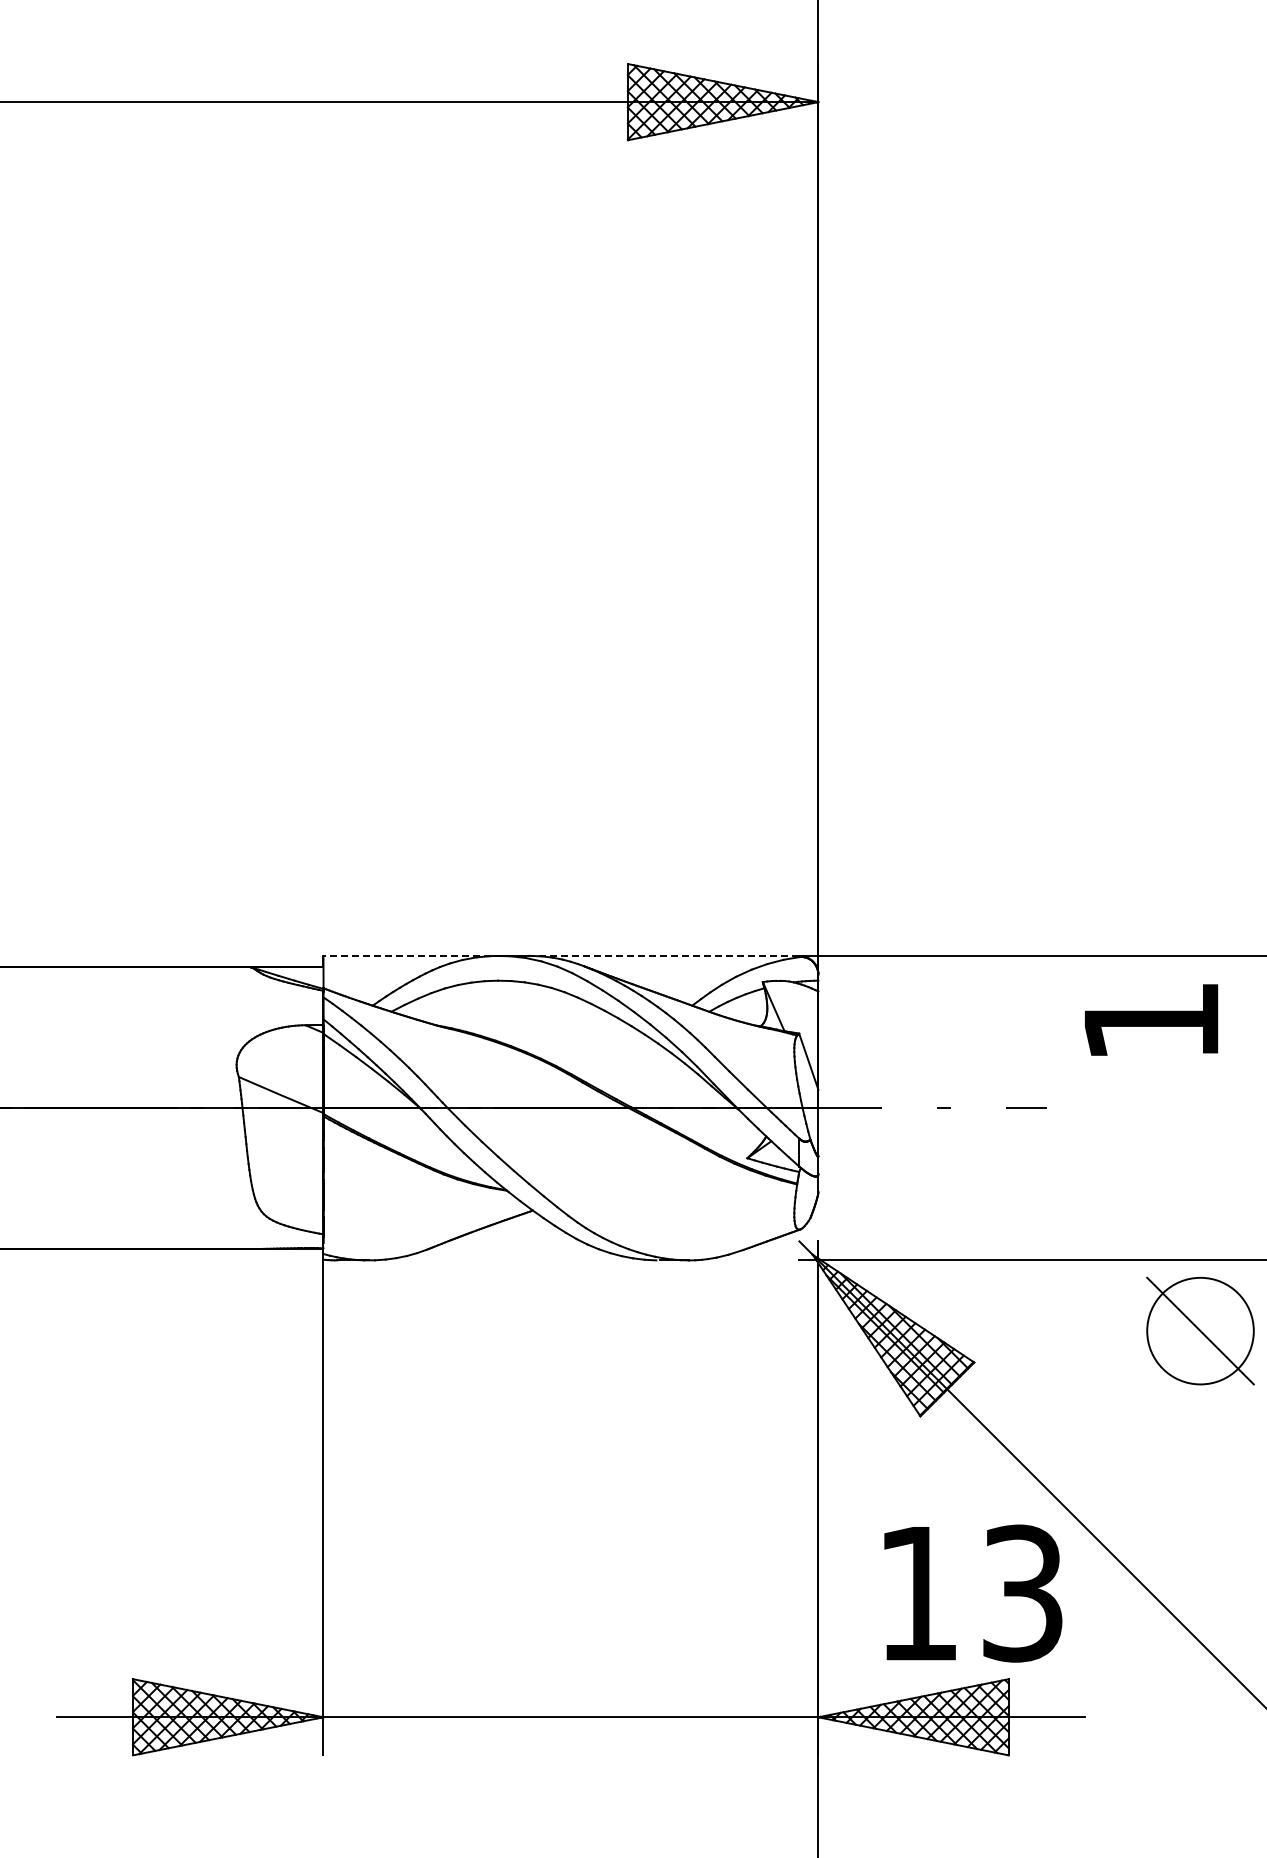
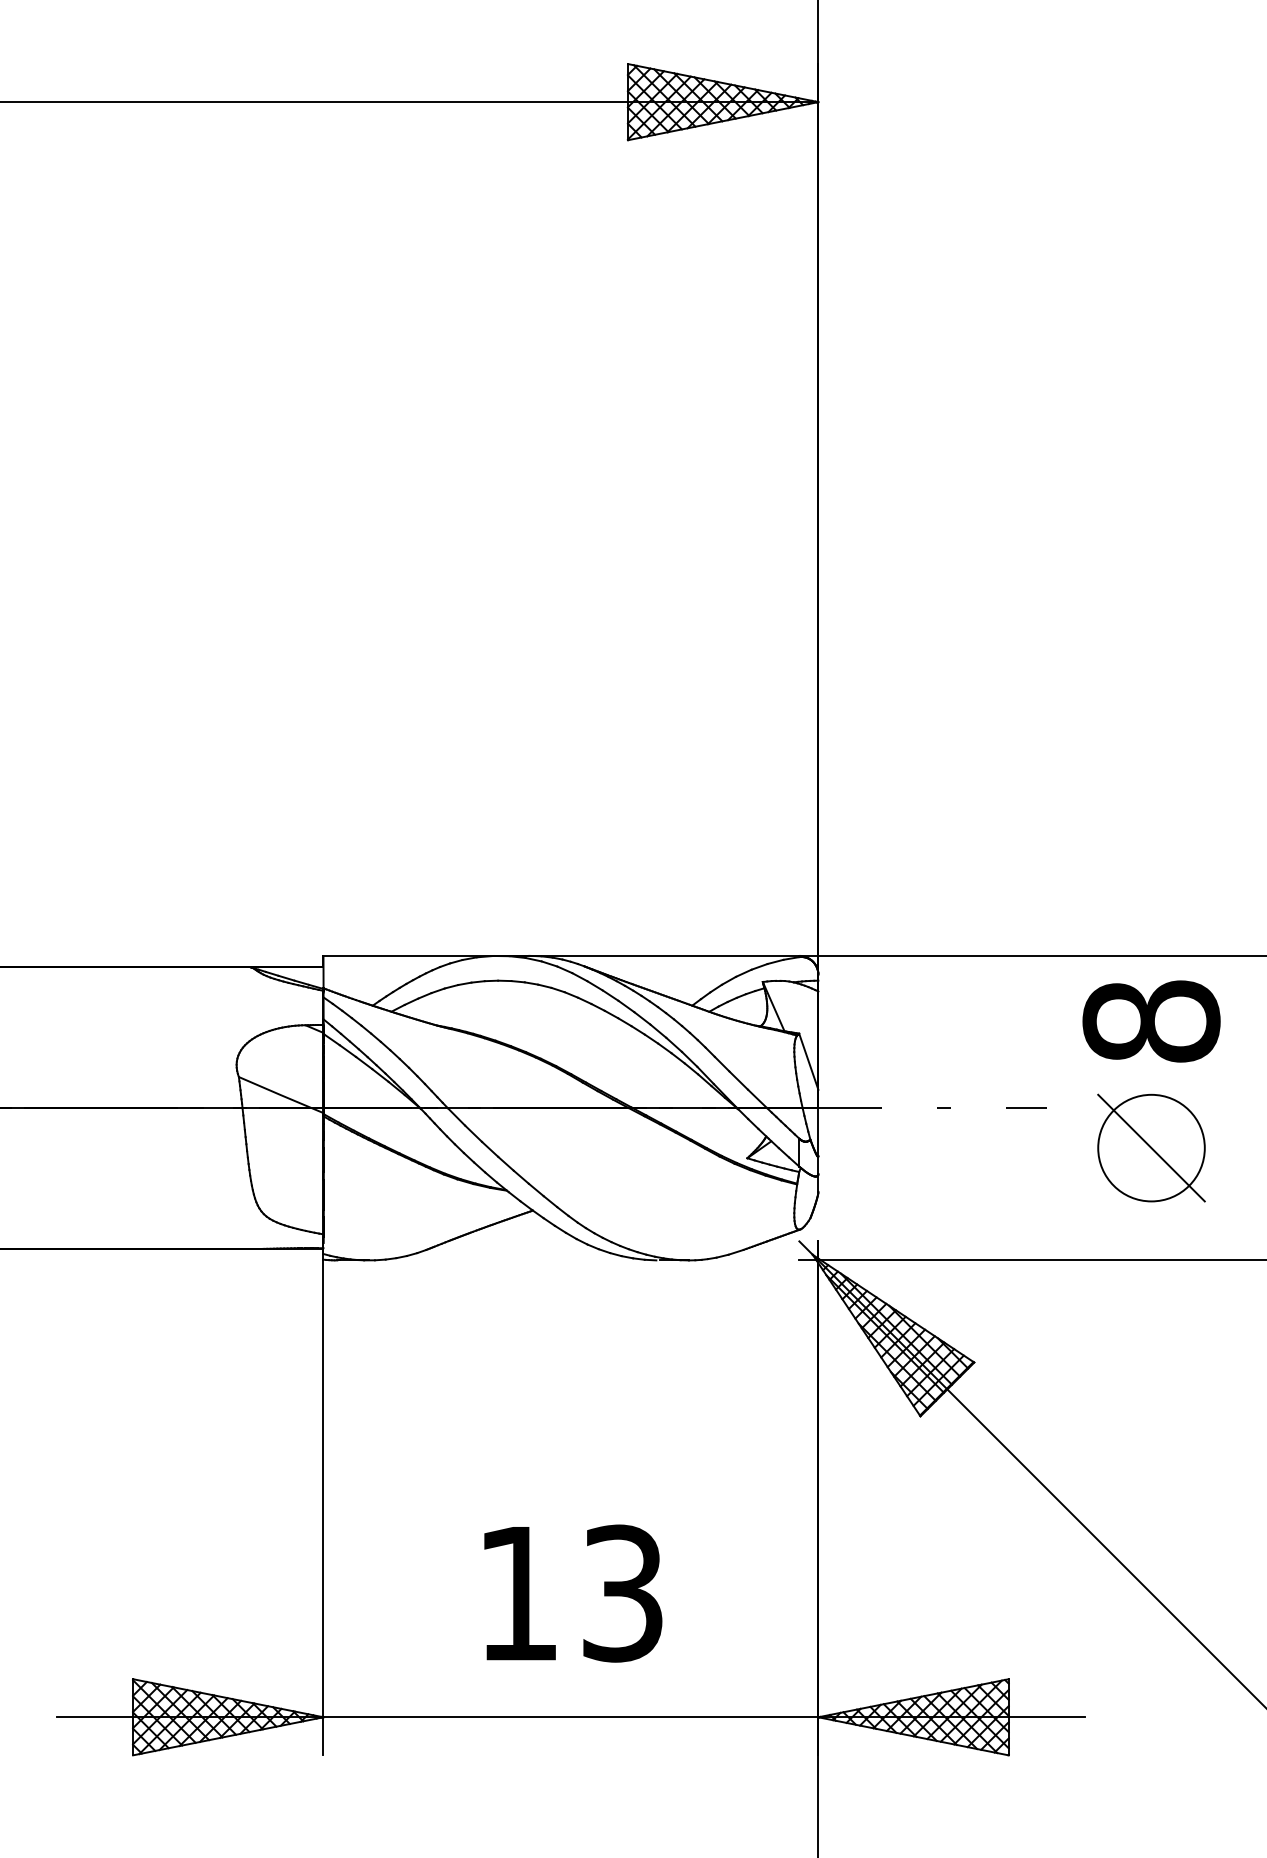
line: dashed -> solid (561, 955)
text: 1 -> 8 (1151, 1021)
part position: (1200, 1330) -> (1151, 1147) (1151, 1147)
text position: (973, 1593) -> (573, 1593) (573, 1593)
